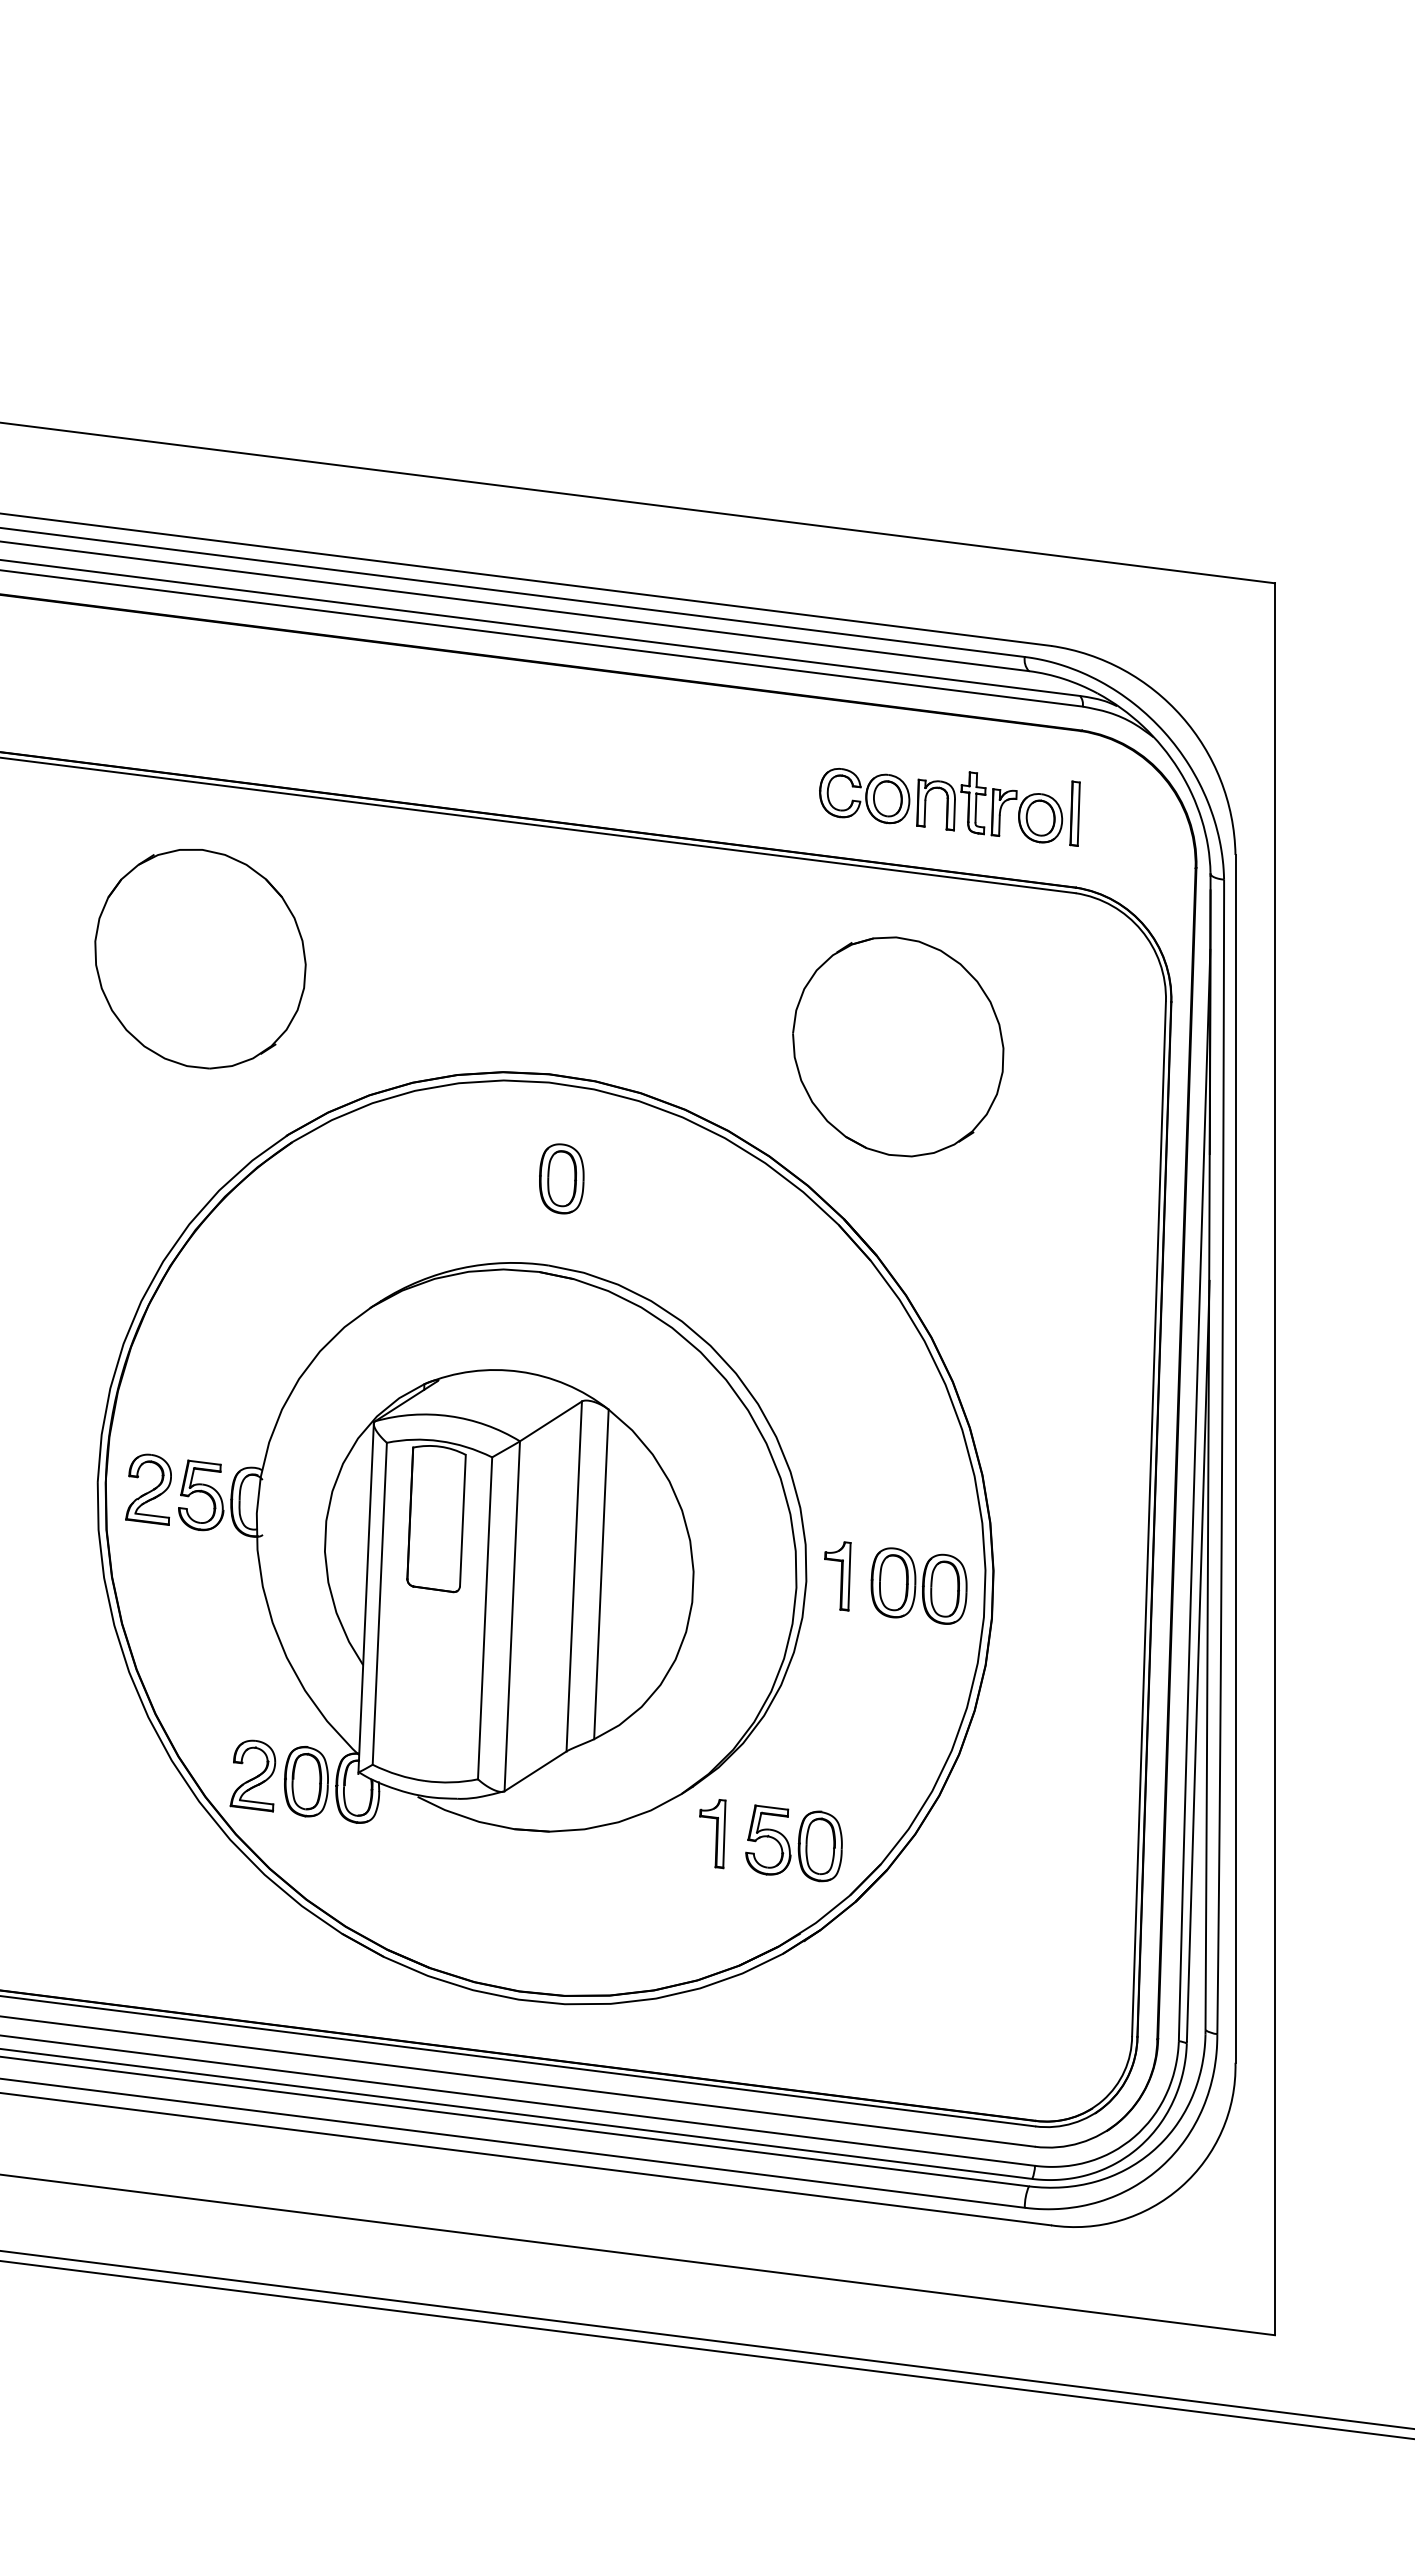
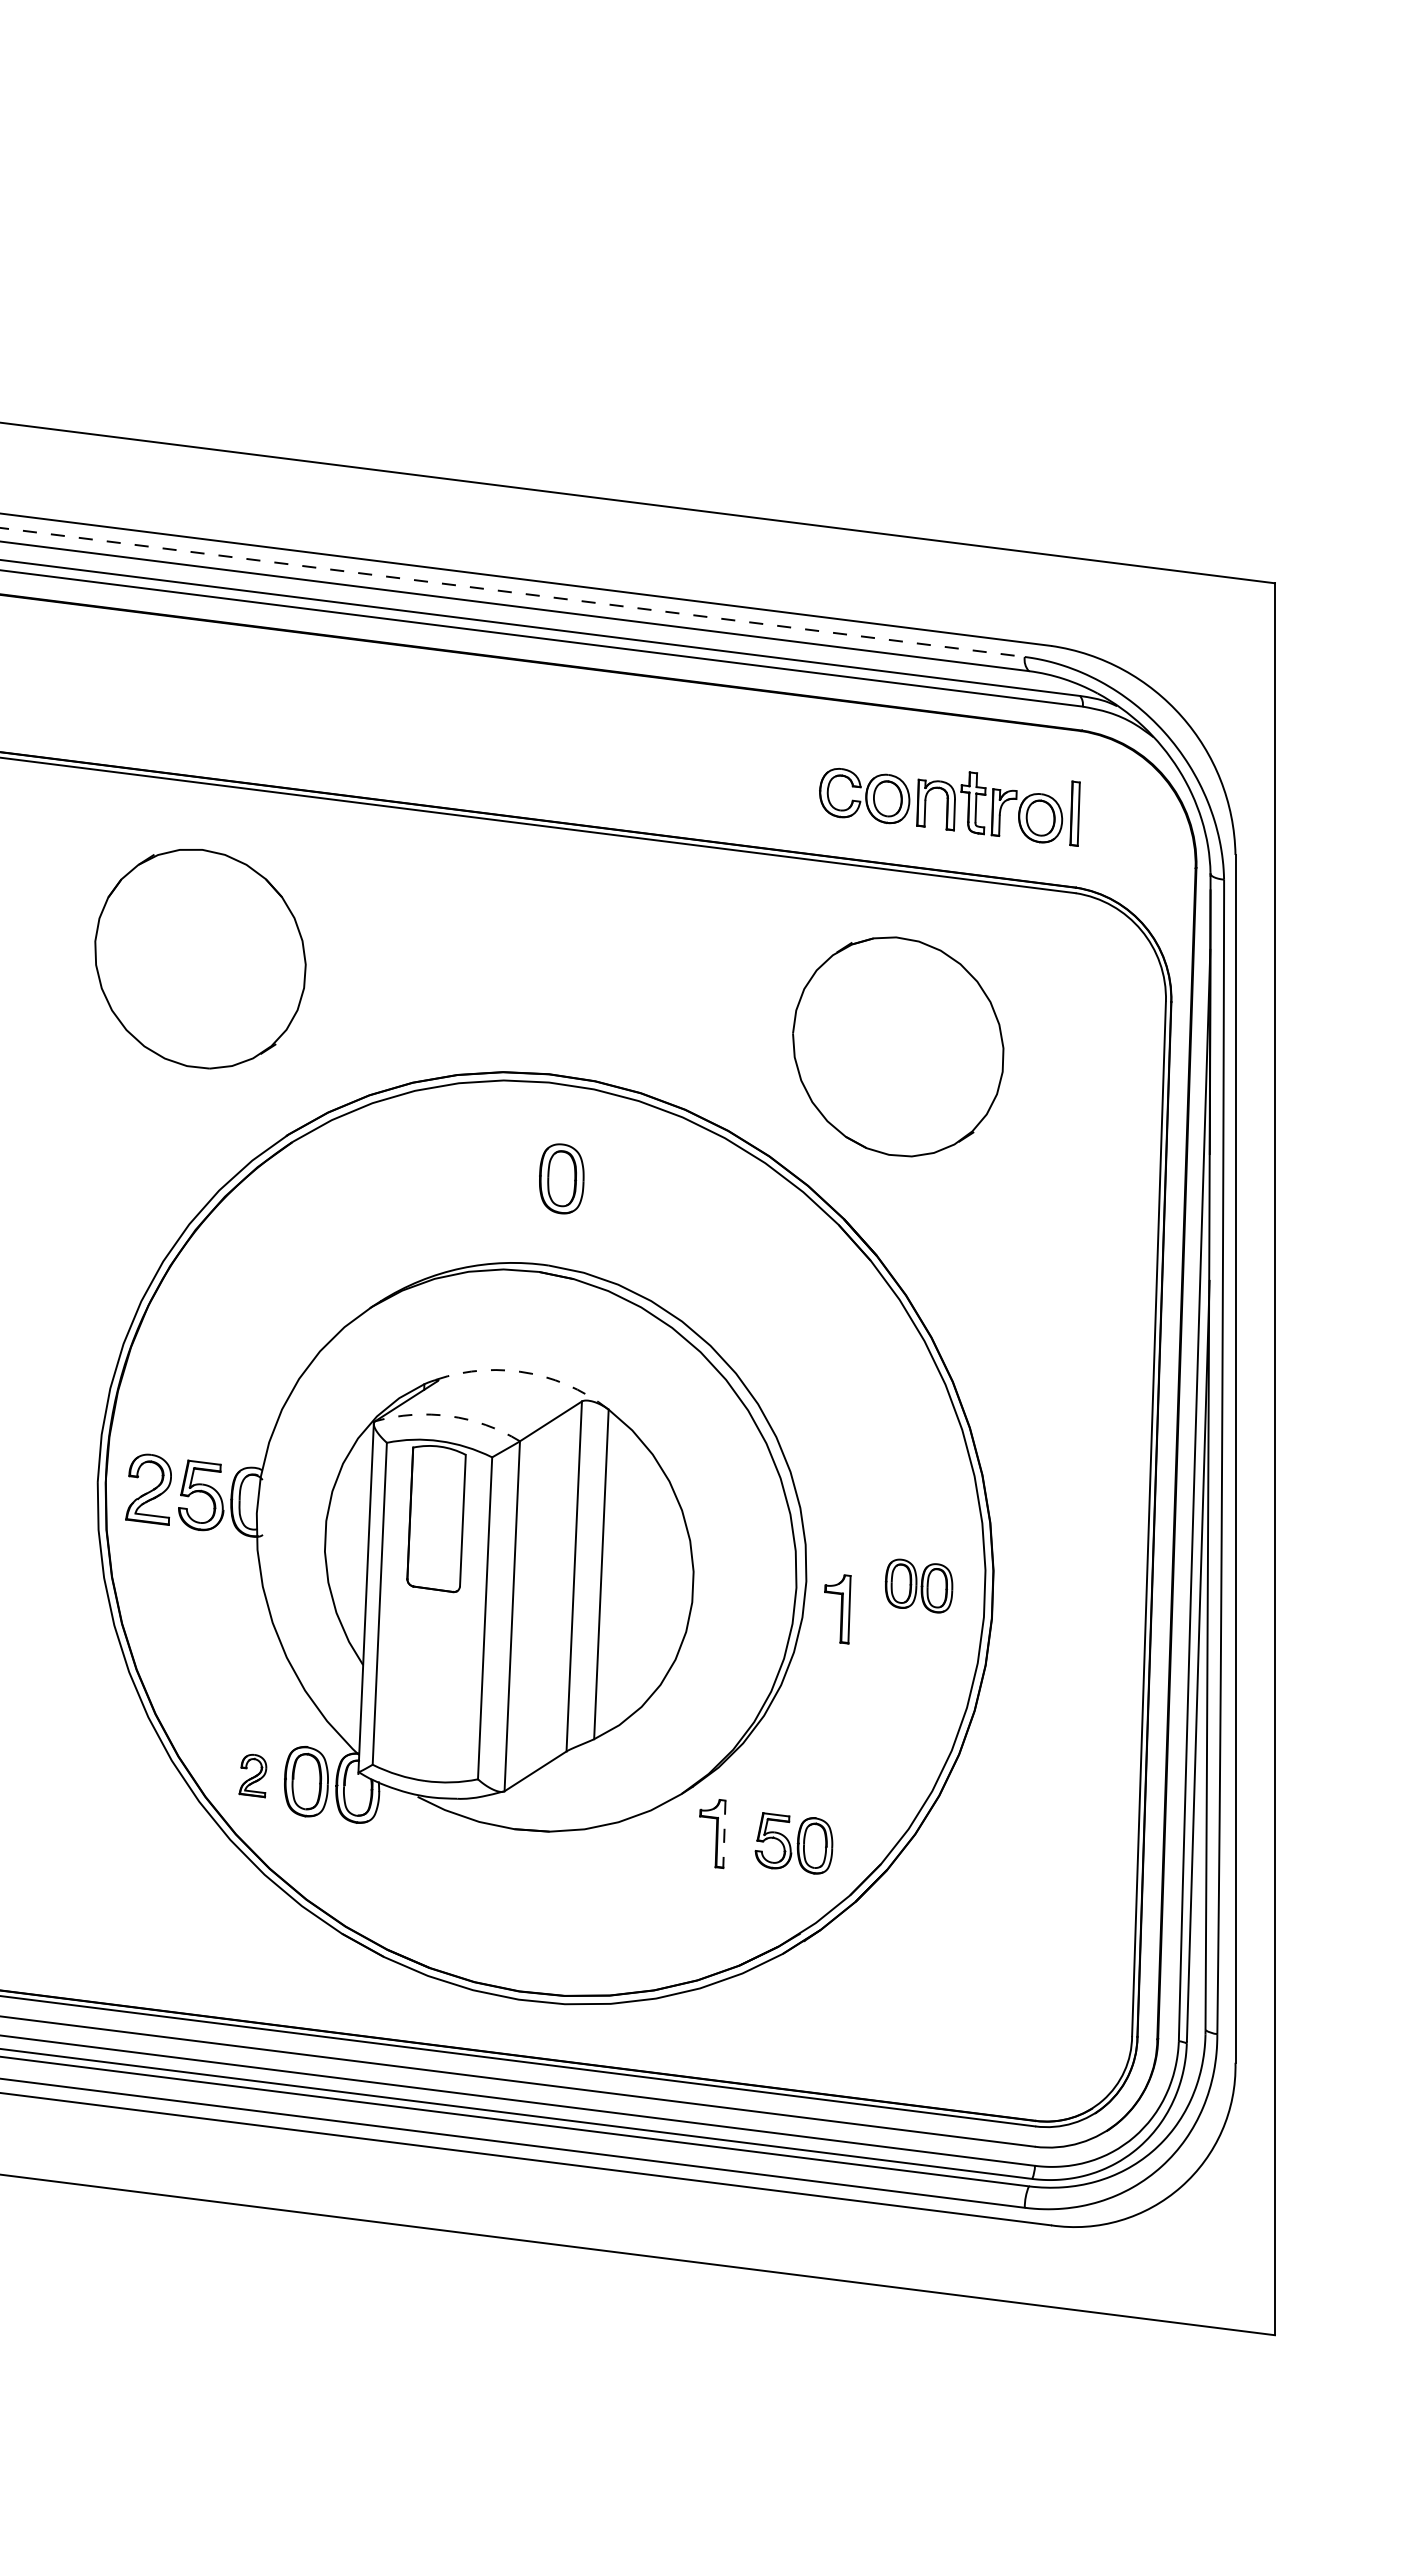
line: solid -> dashed (512, 592)
arc: solid -> dashed (520, 1371)
arc: solid -> dashed (449, 1416)
part position: (837, 1576) -> (837, 1609) (837, 1609)
part size: 98x78 px -> 70x56 px (918, 1585)
part size: 48x74 px -> 30x45 px (252, 1776)
line: solid -> dashed (724, 1834)
part size: 98x79 px -> 80x63 px (793, 1843)
line: present -> none (706, 2339)
line: present -> none (706, 2349)
